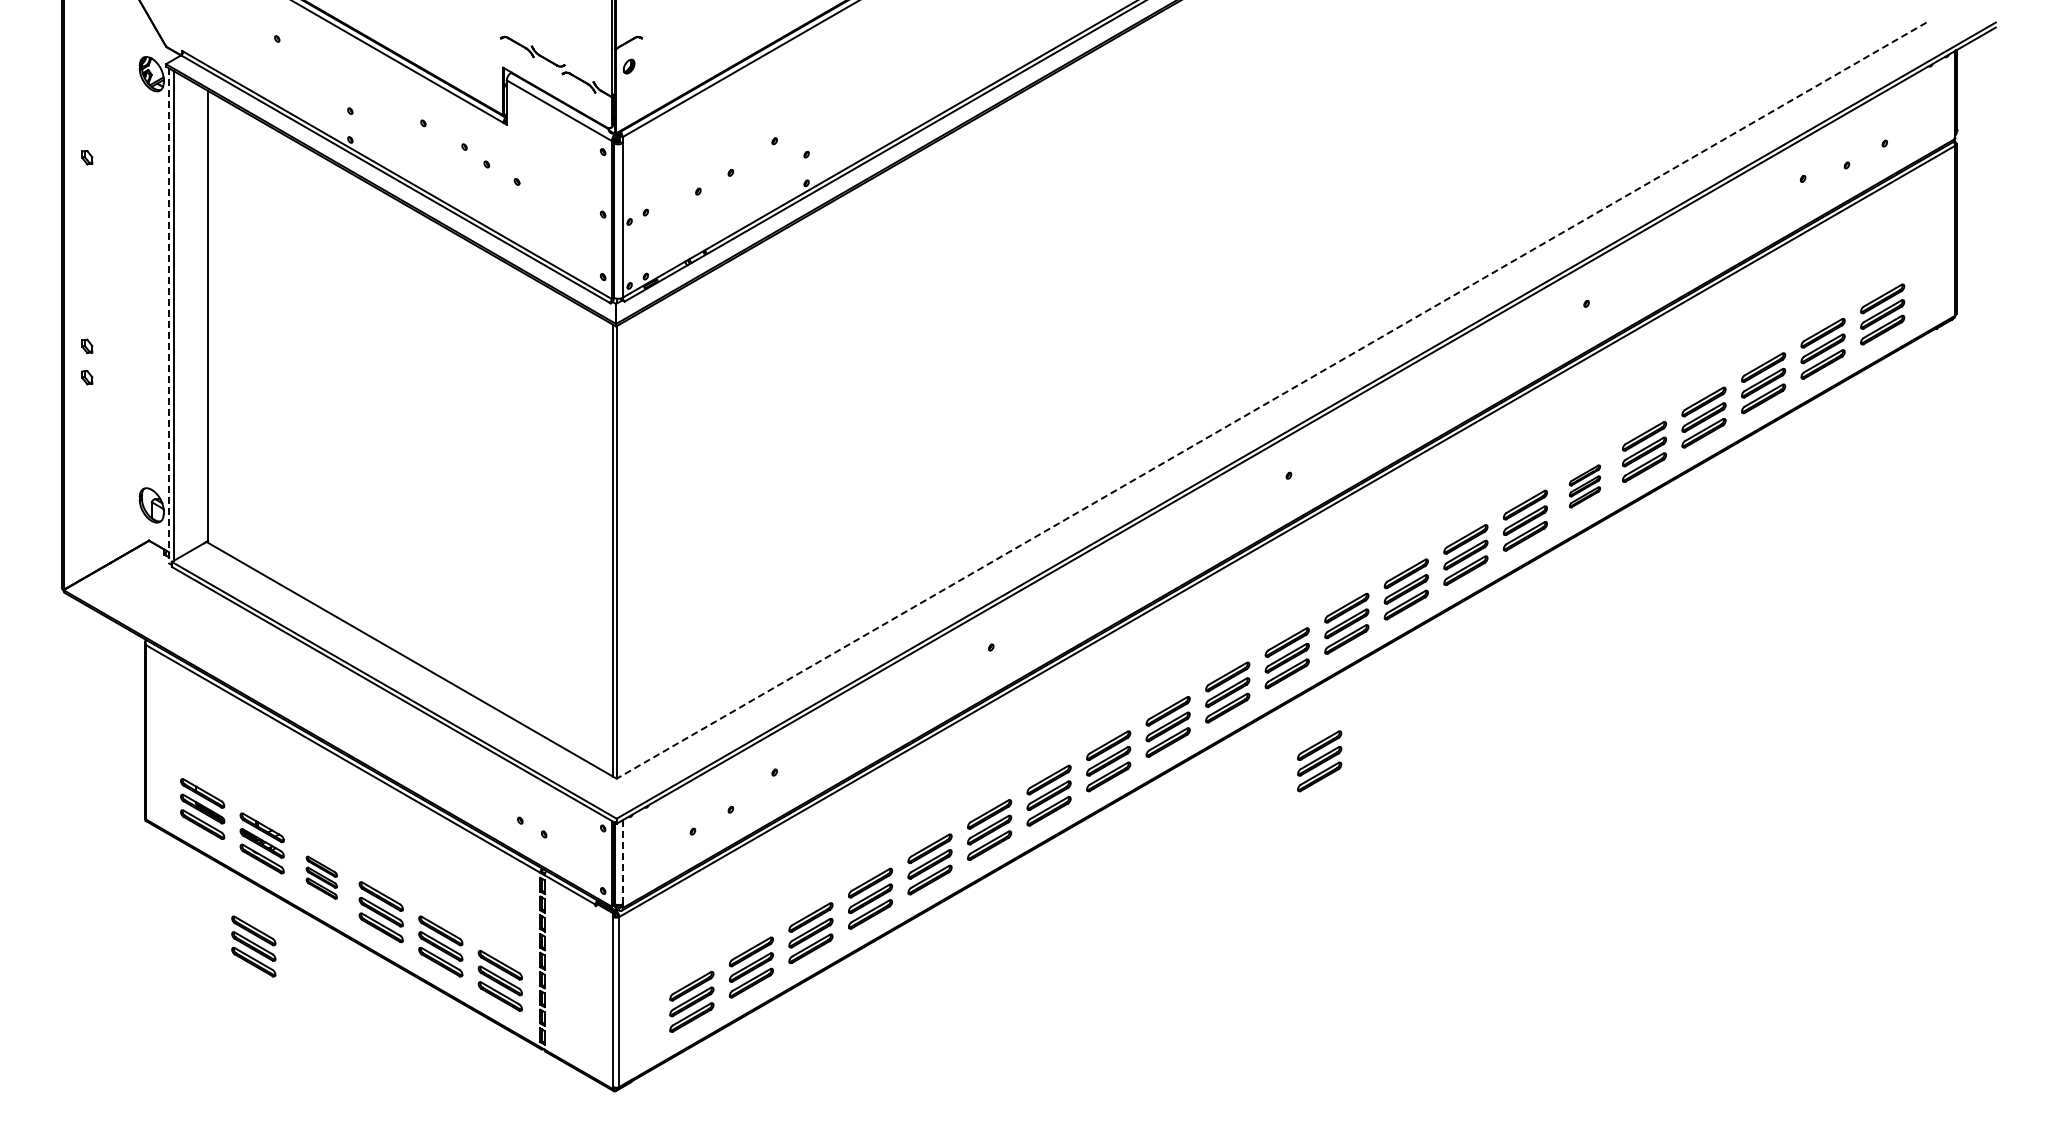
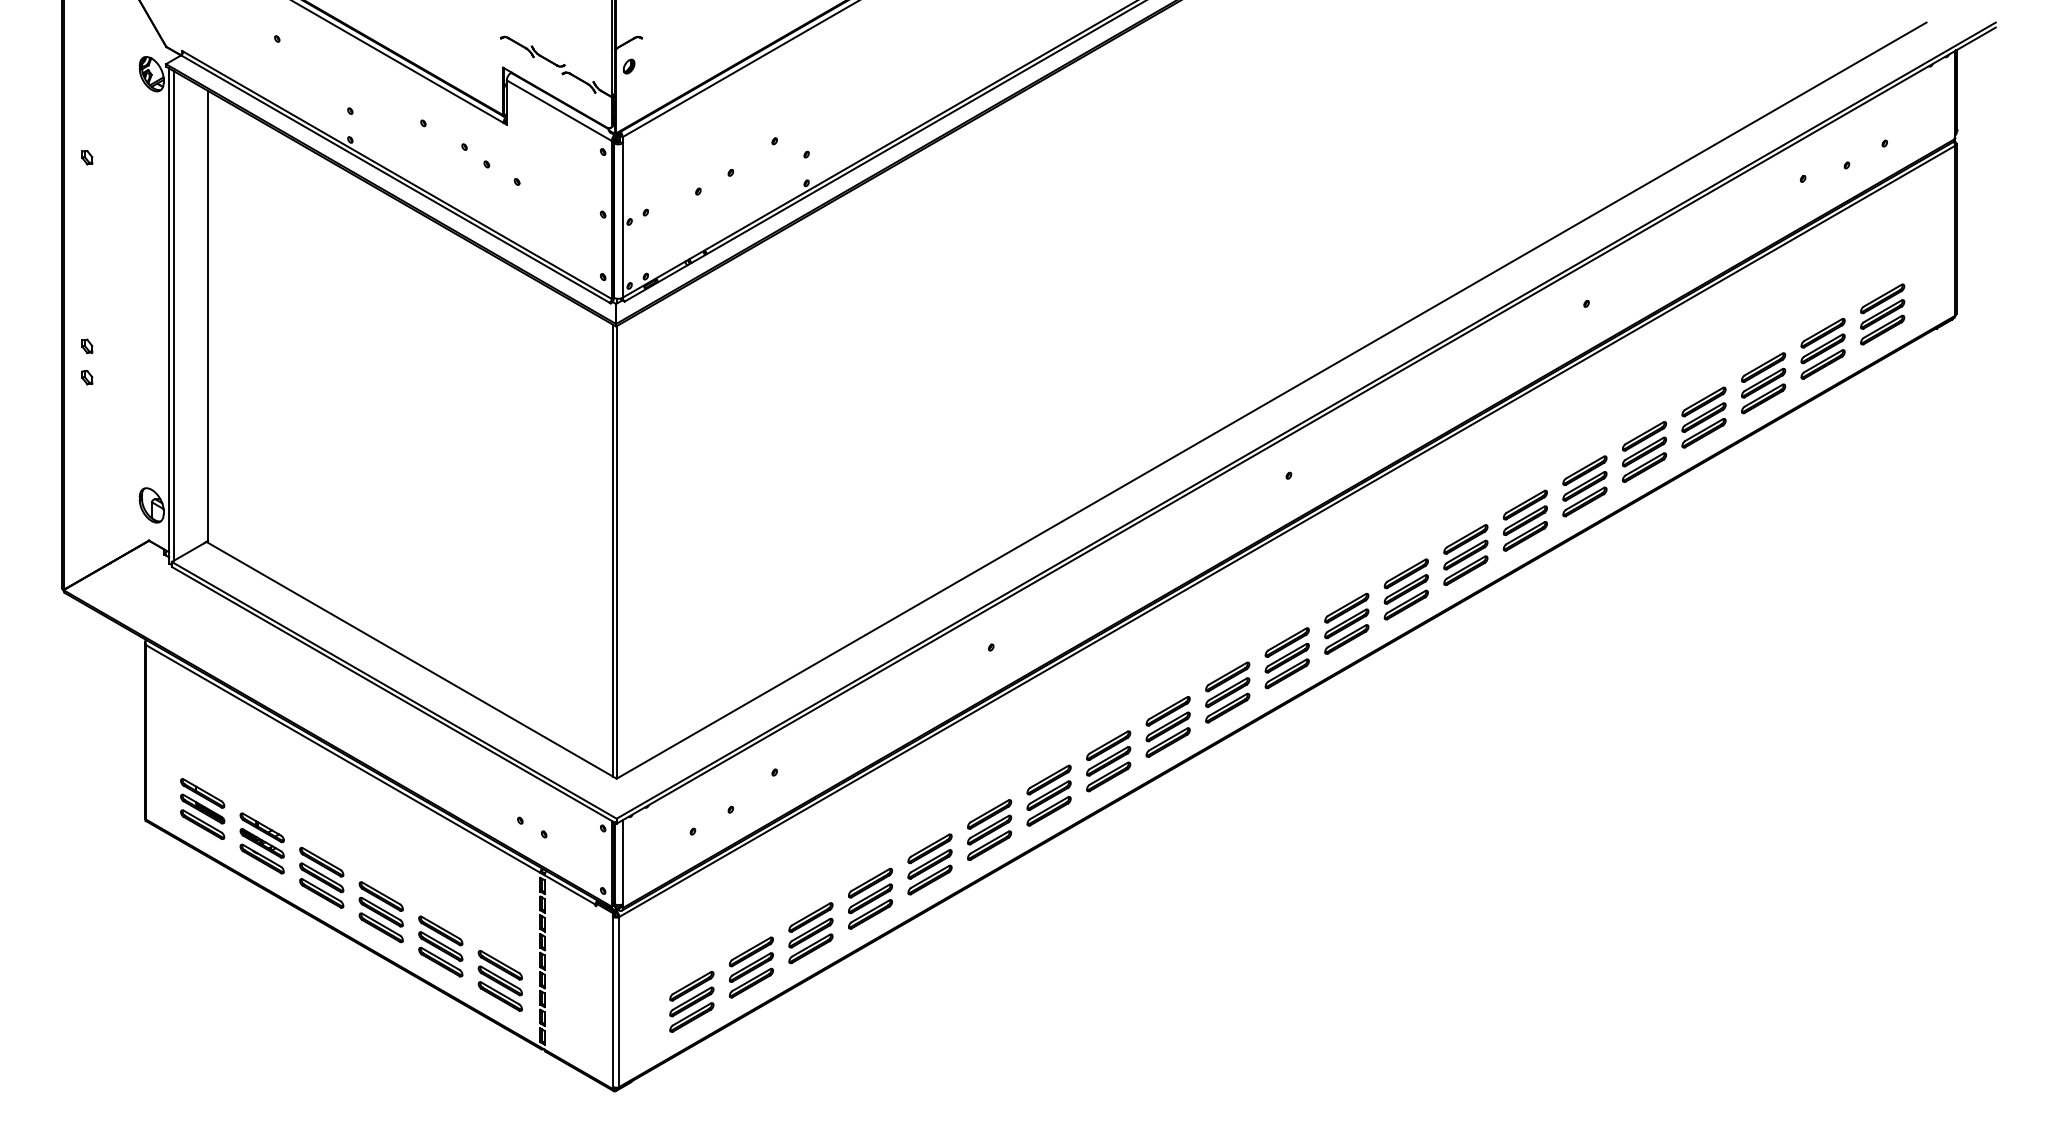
line: dashed -> solid (169, 316)
line: dashed -> solid (1271, 400)
part size: 33x45 px -> 46x63 px (1584, 486)
part: present -> none (1319, 761)
line: dashed -> solid (623, 862)
part size: 33x45 px -> 46x63 px (321, 877)
part: present -> none (253, 946)
